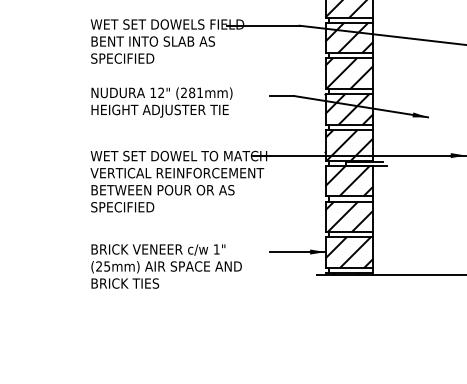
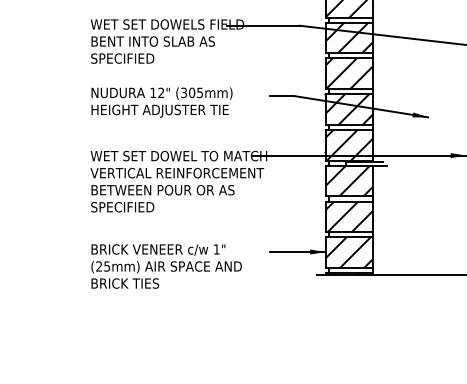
text: (281mm) -> (305mm) (191, 92)
